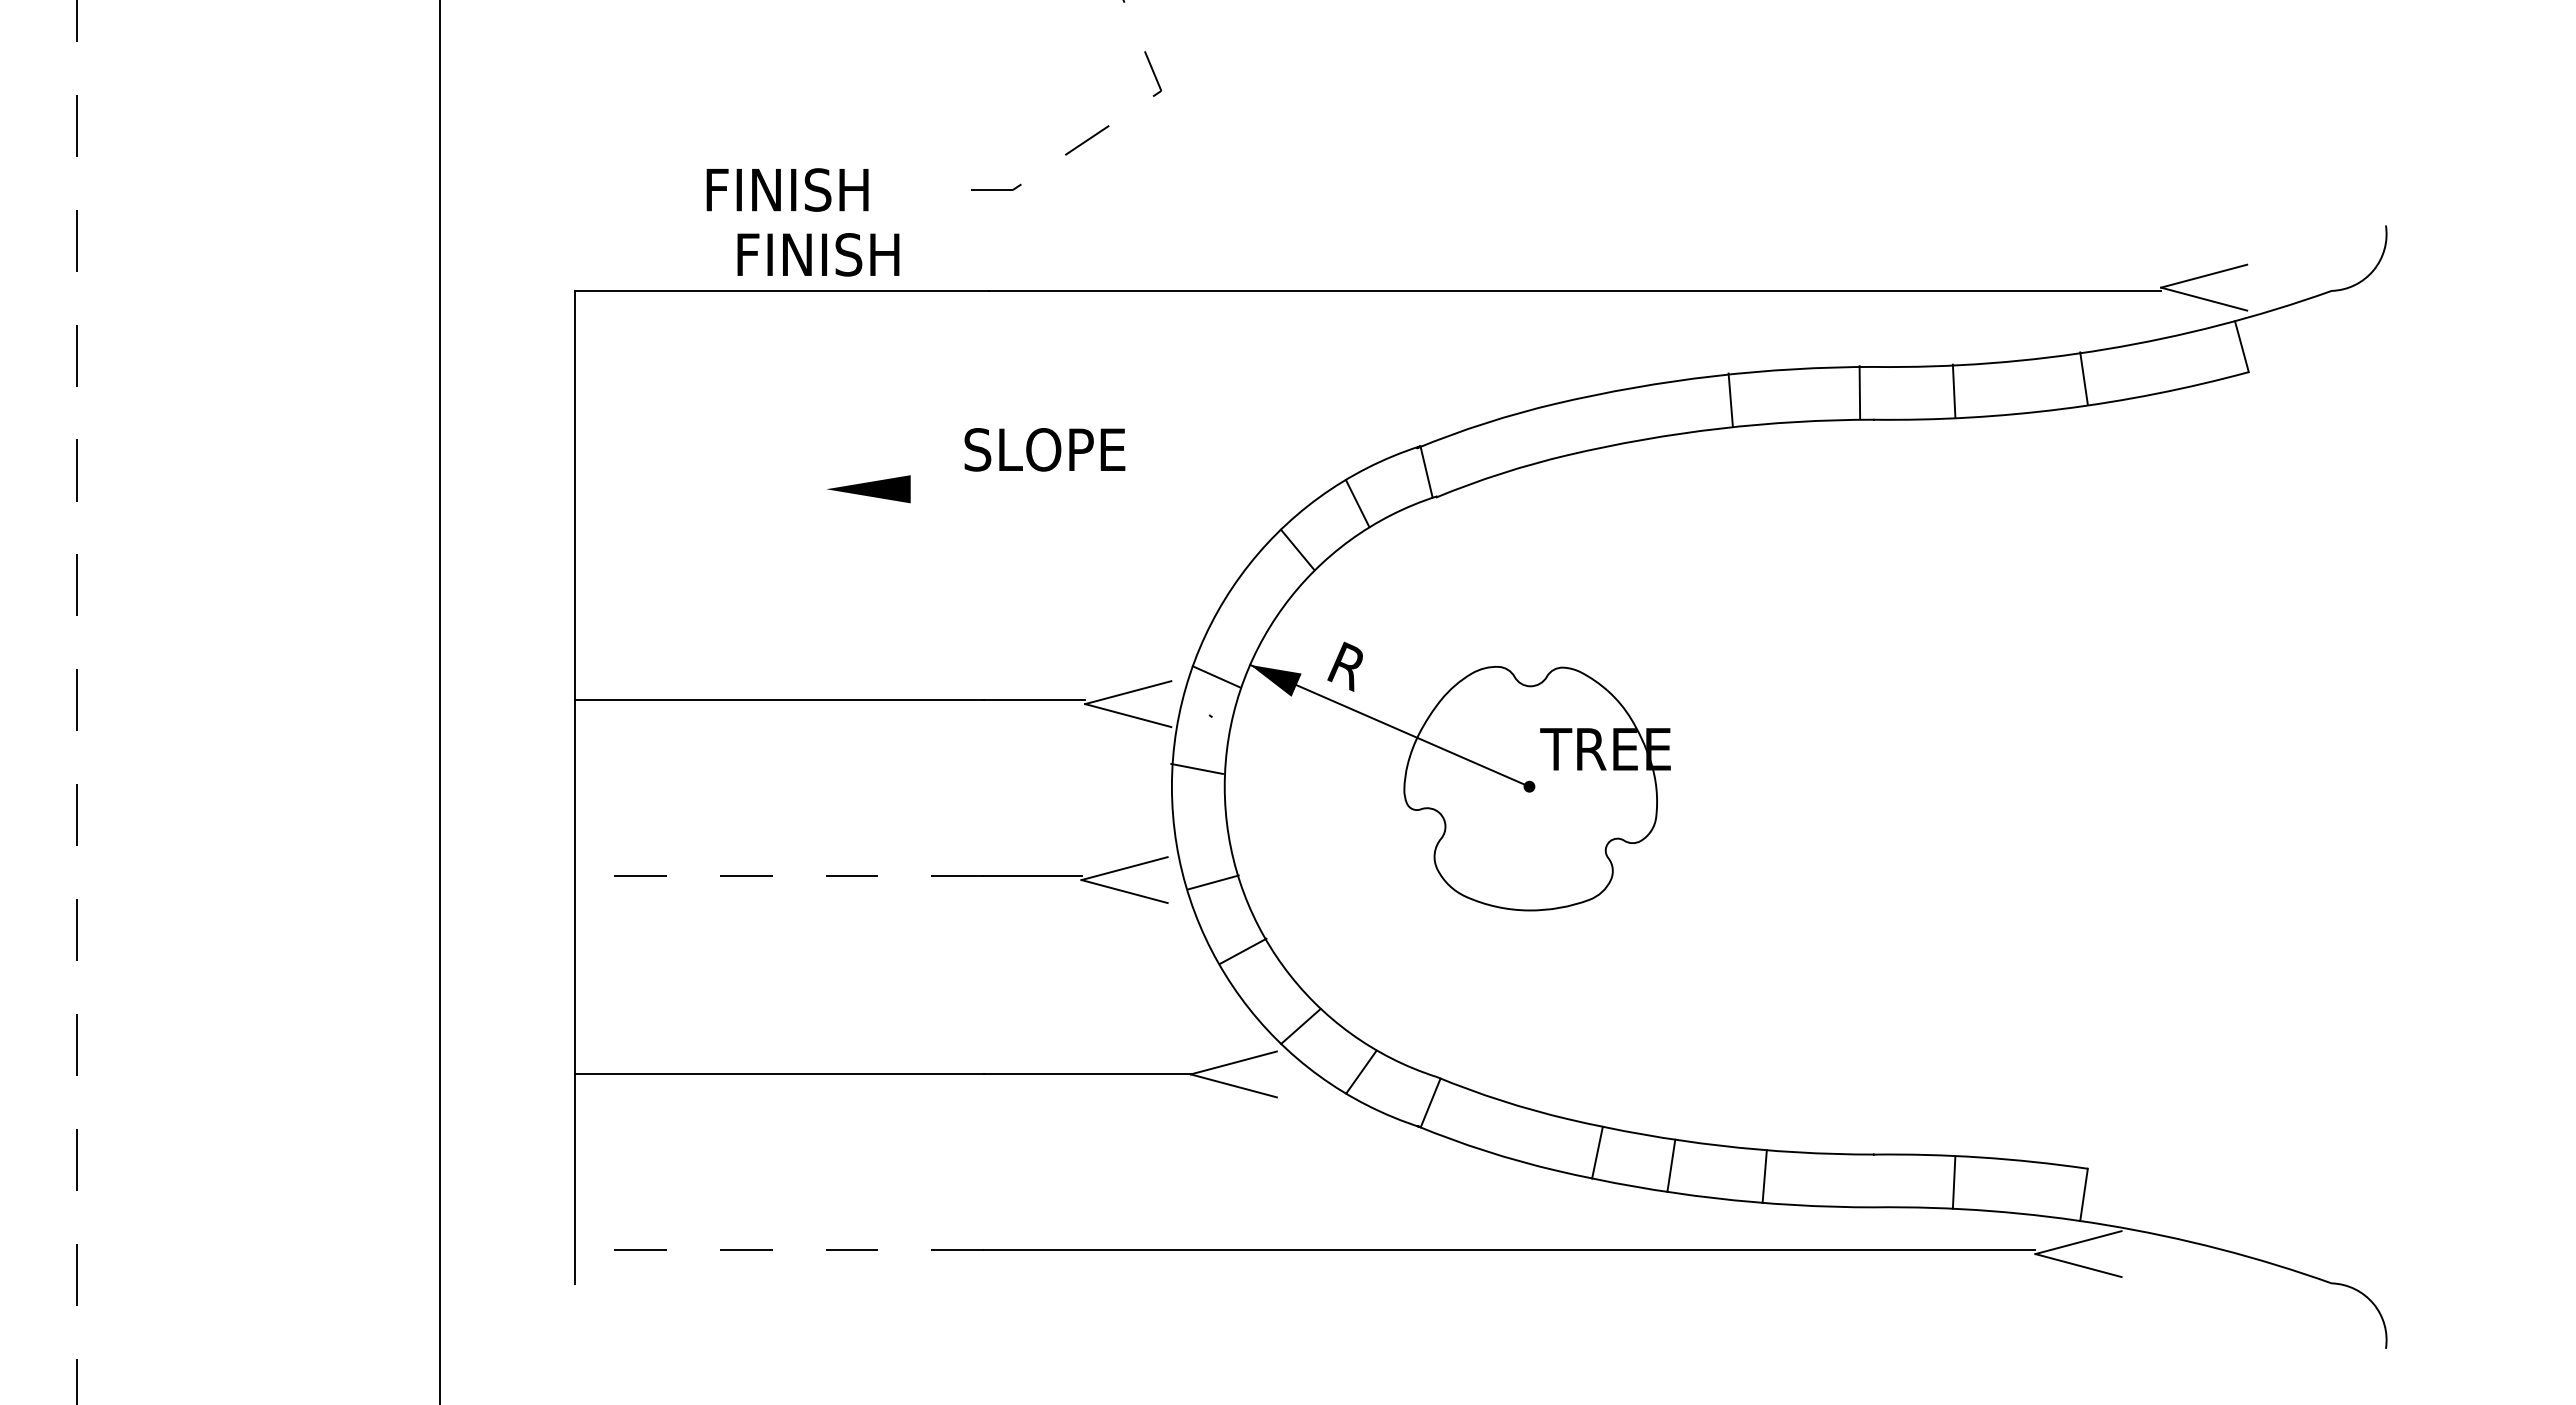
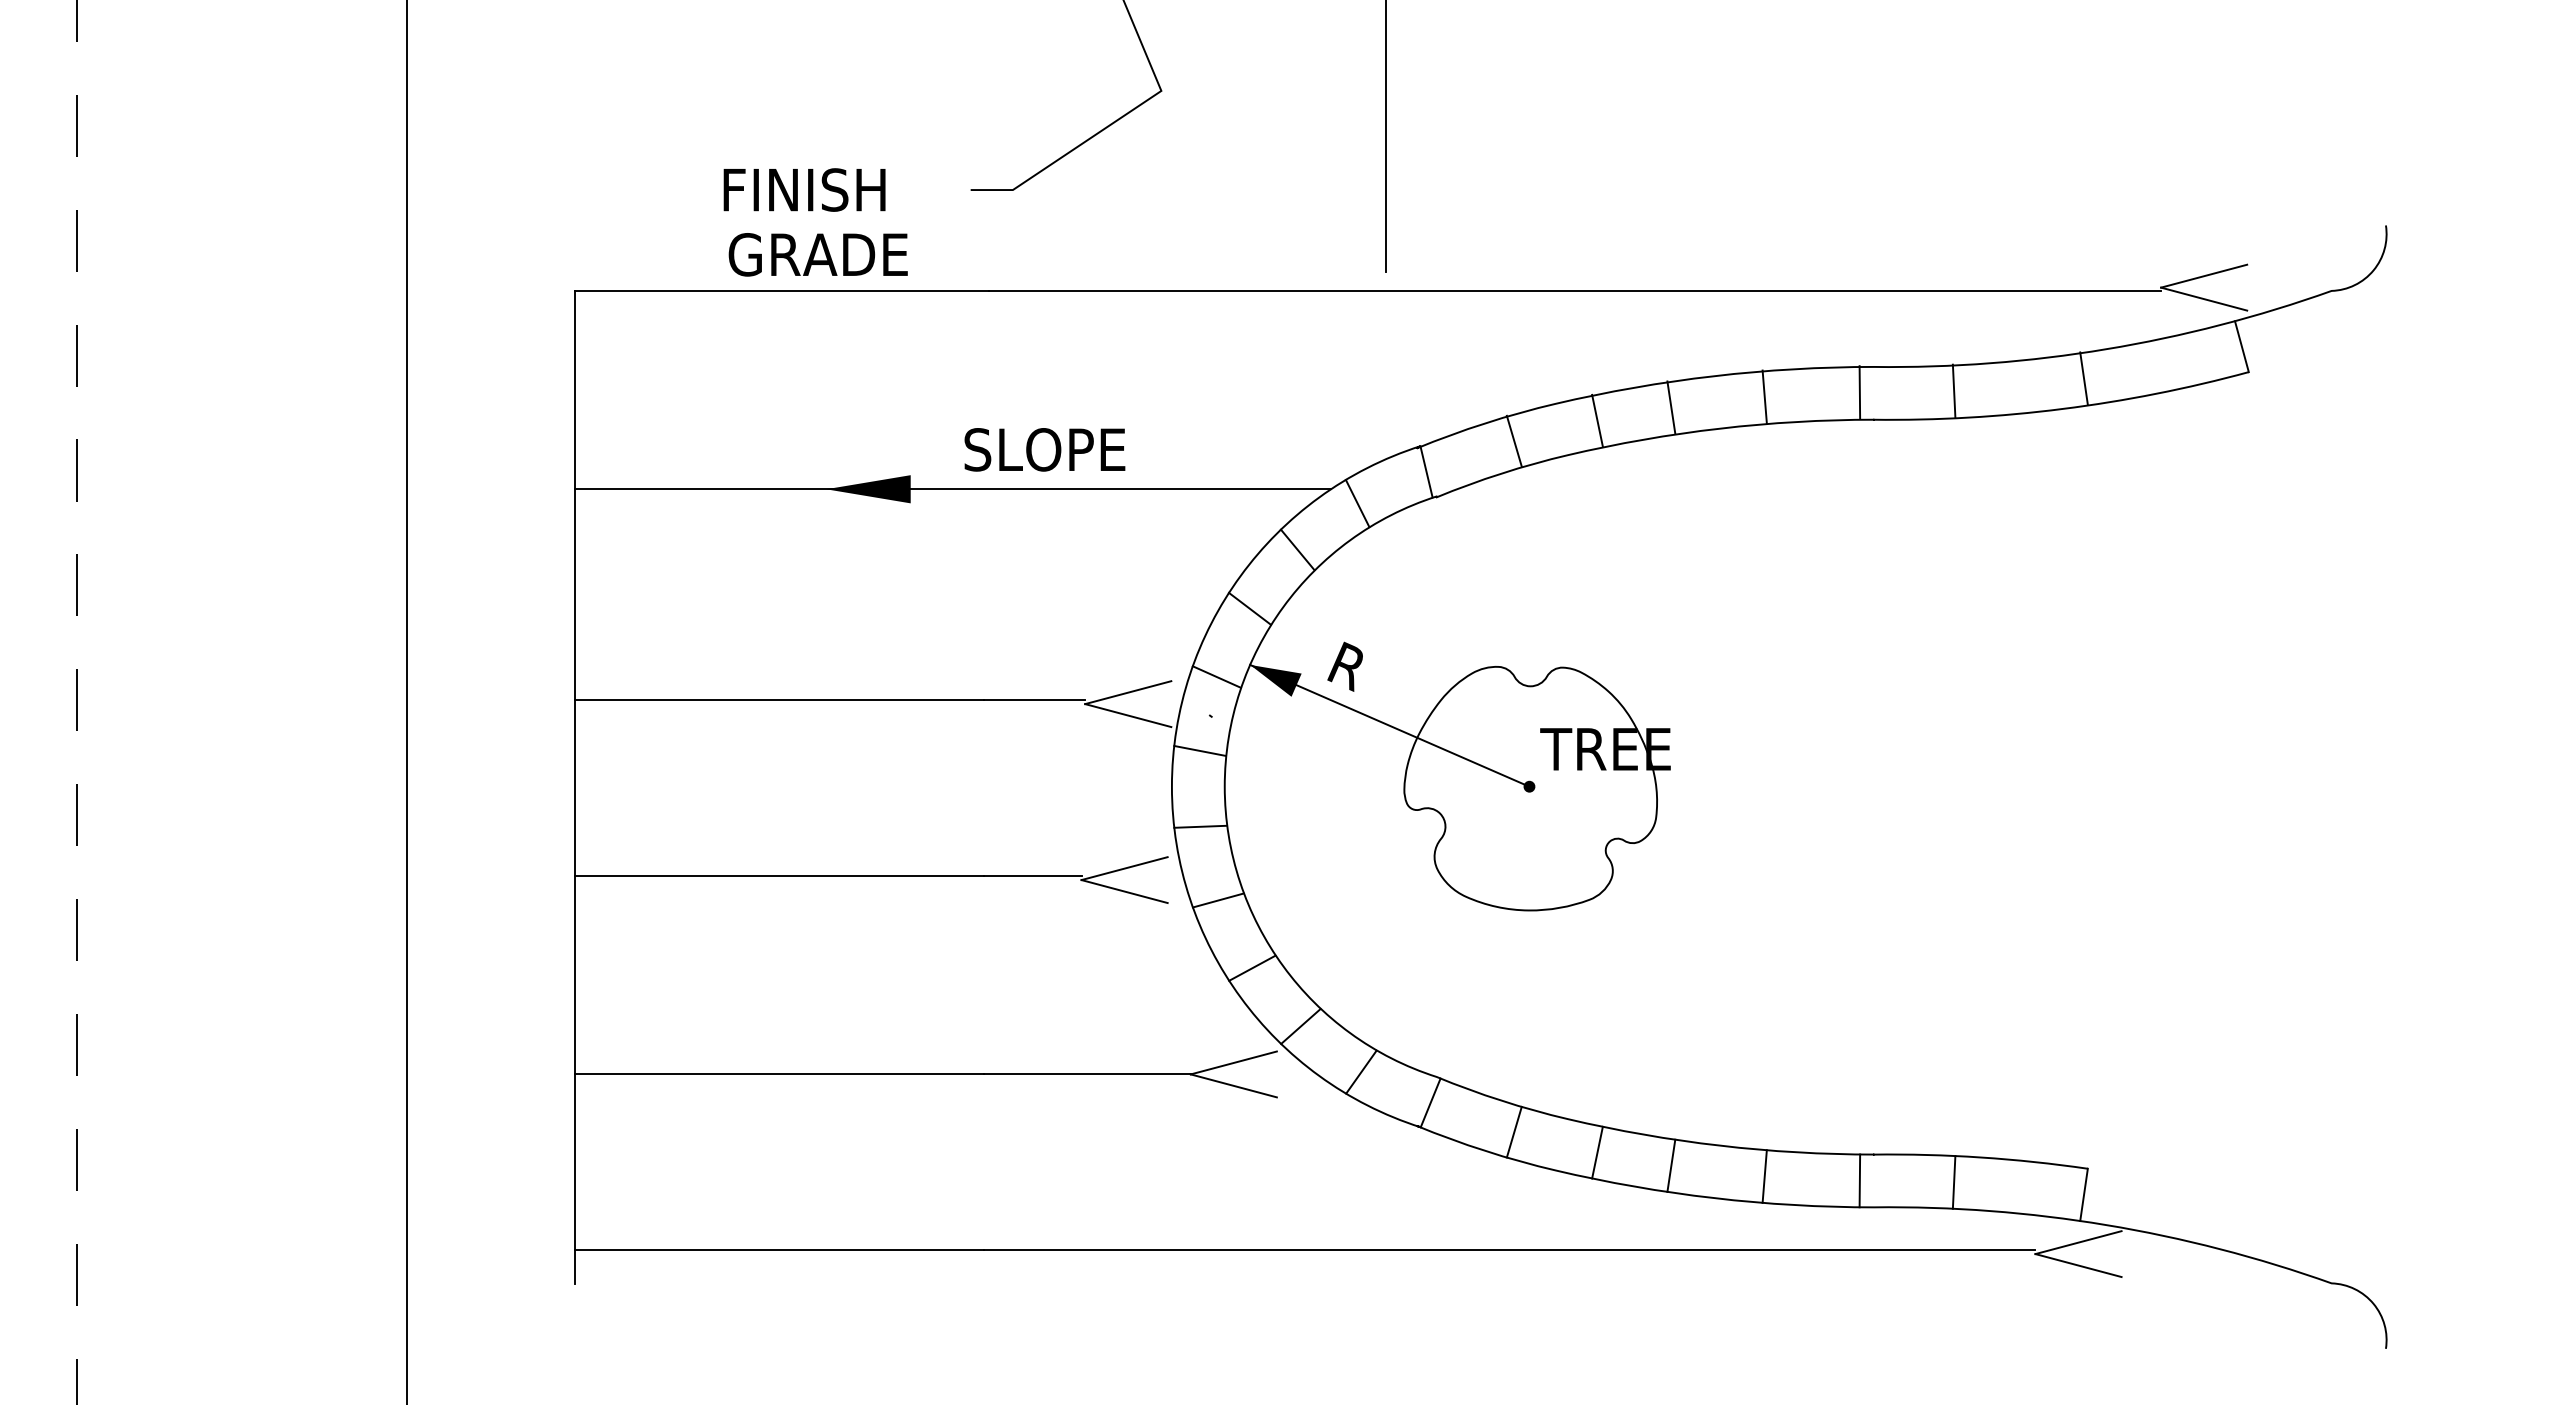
line: dashed -> solid (1109, 125)
line: none -> present (1385, 137)
text position: (787, 189) -> (804, 189) (804, 189)
text: FINISH -> GRADE (817, 254)
line position: (1730, 399) -> (1764, 396) (1764, 396)
line: none -> present (1671, 407)
line: none -> present (1597, 420)
line: none -> present (1513, 440)
line: none -> present (953, 489)
line: none -> present (1249, 608)
line position: (440, 701) -> (407, 701) (407, 701)
line position: (1196, 768) -> (1199, 750) (1199, 750)
line: none -> present (1200, 826)
line: dashed -> solid (779, 876)
line position: (1212, 882) -> (1217, 900) (1217, 900)
line position: (1243, 950) -> (1252, 967) (1252, 967)
line: none -> present (1513, 1131)
line: none -> present (1859, 1180)
line: dashed -> solid (779, 1250)
